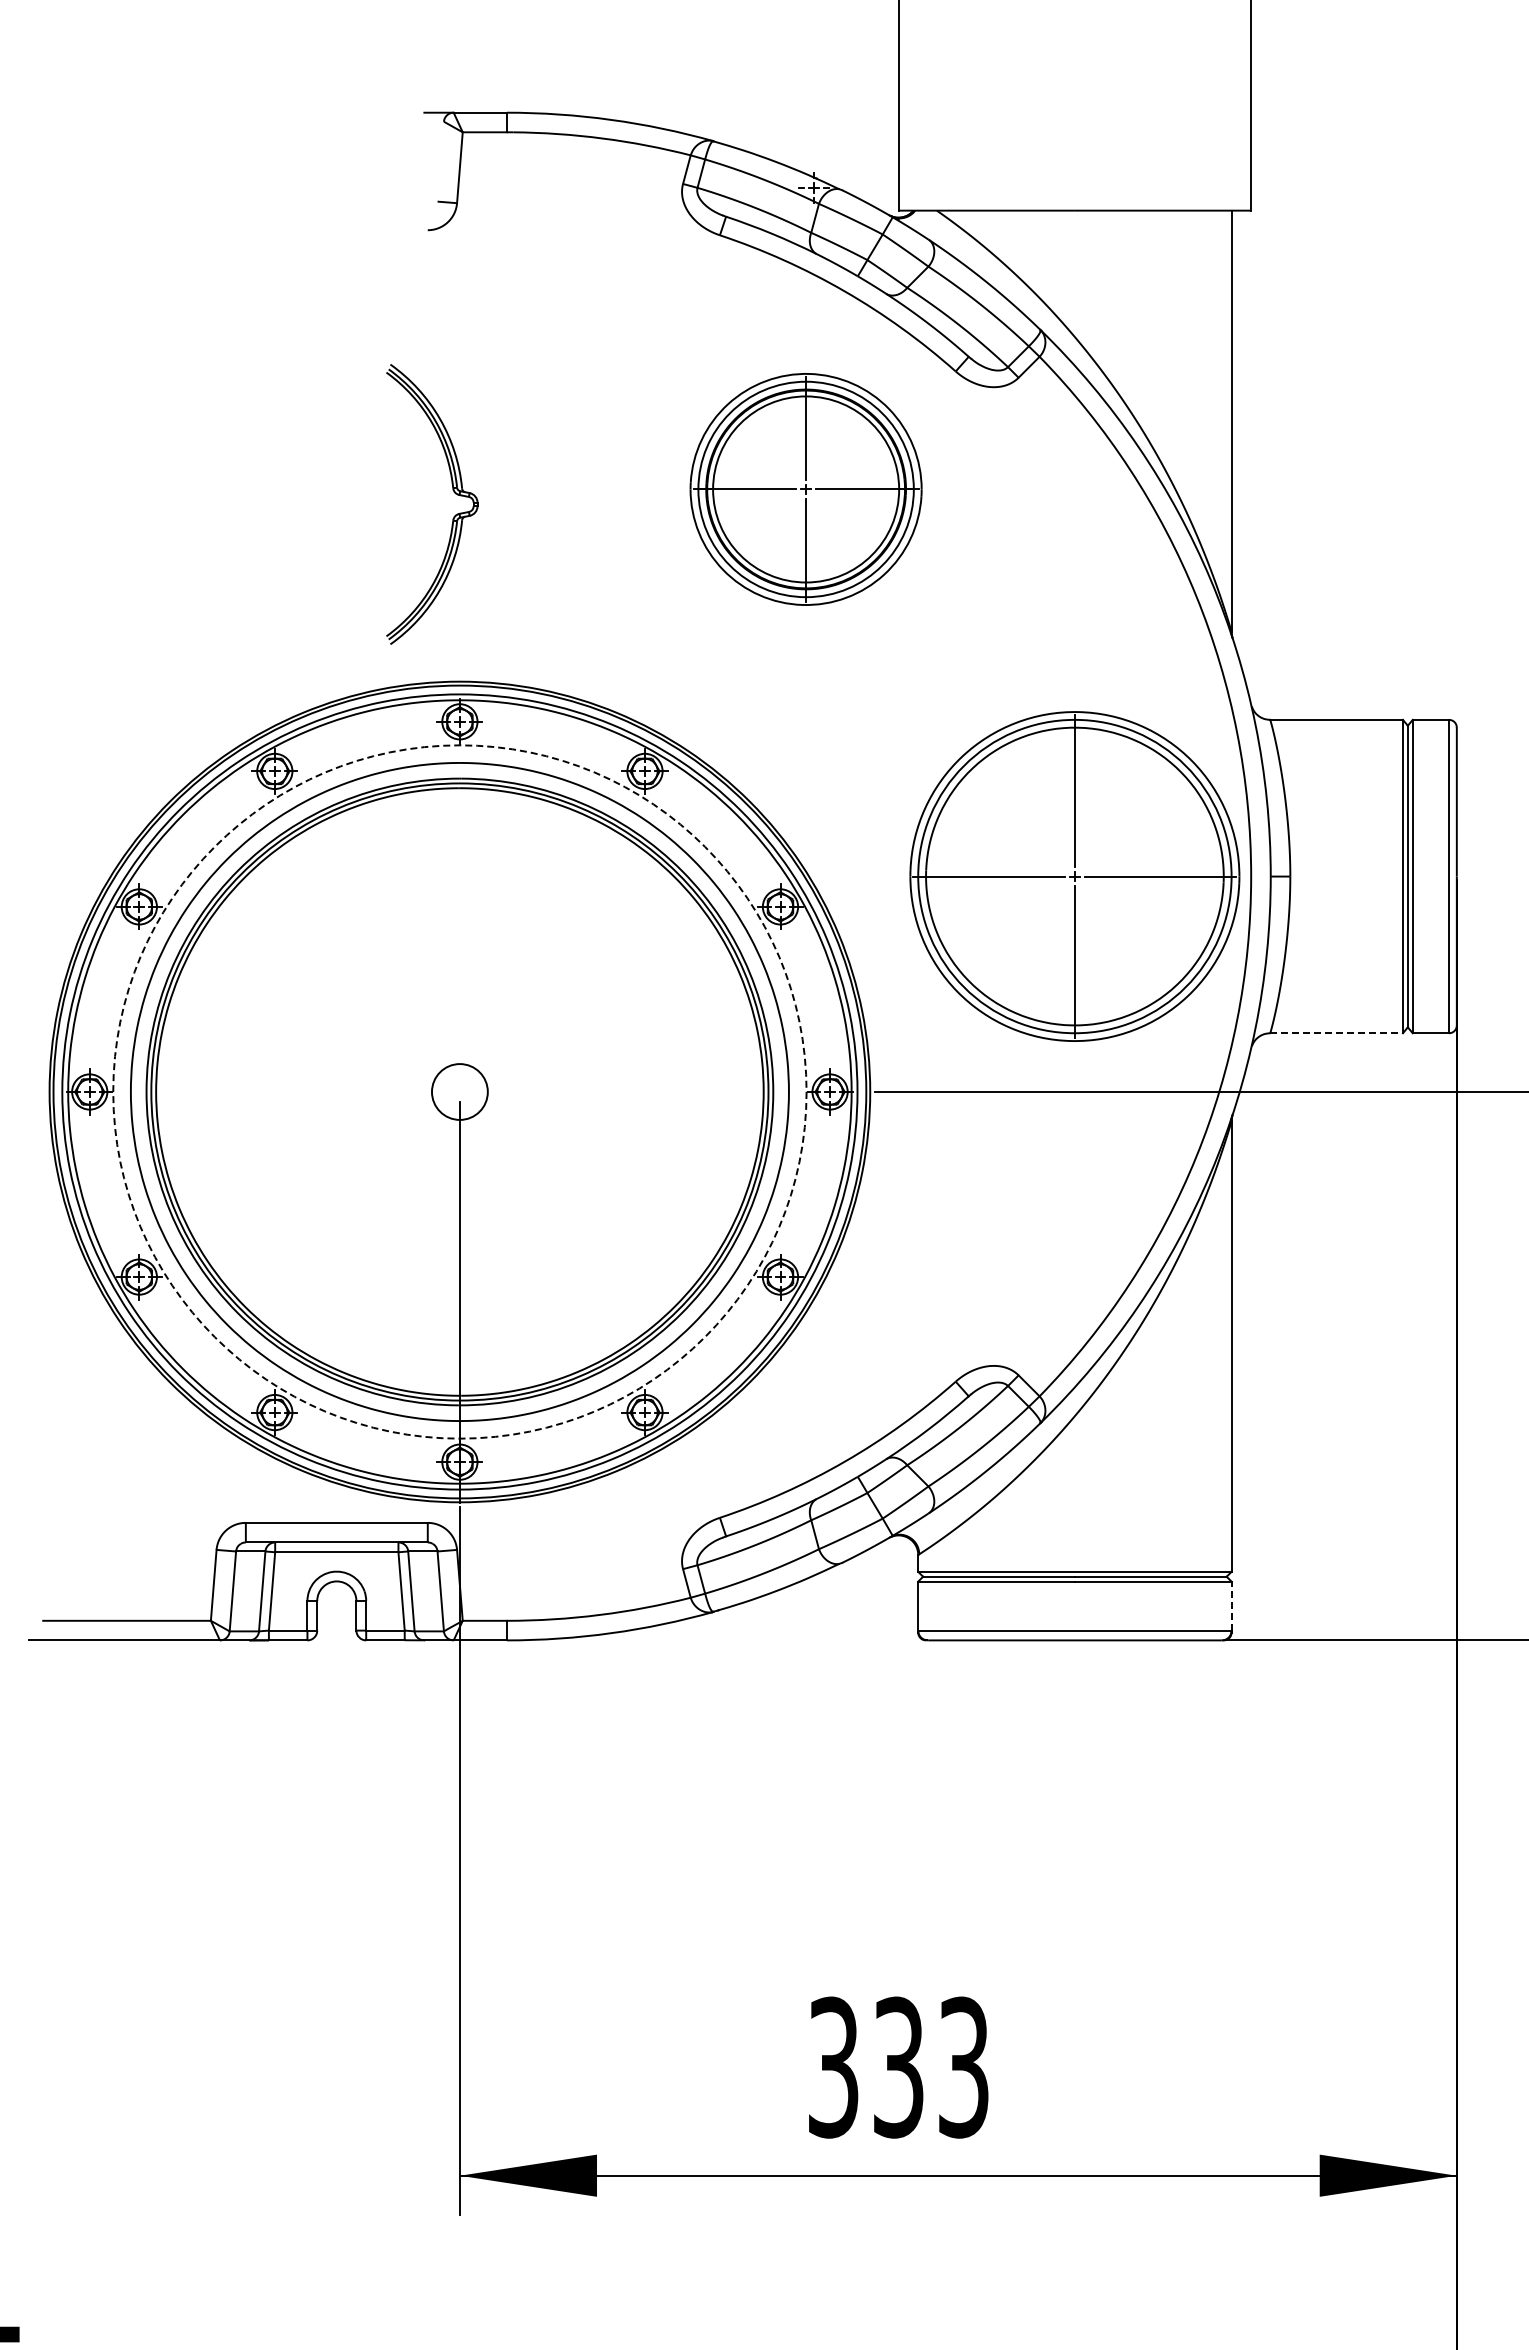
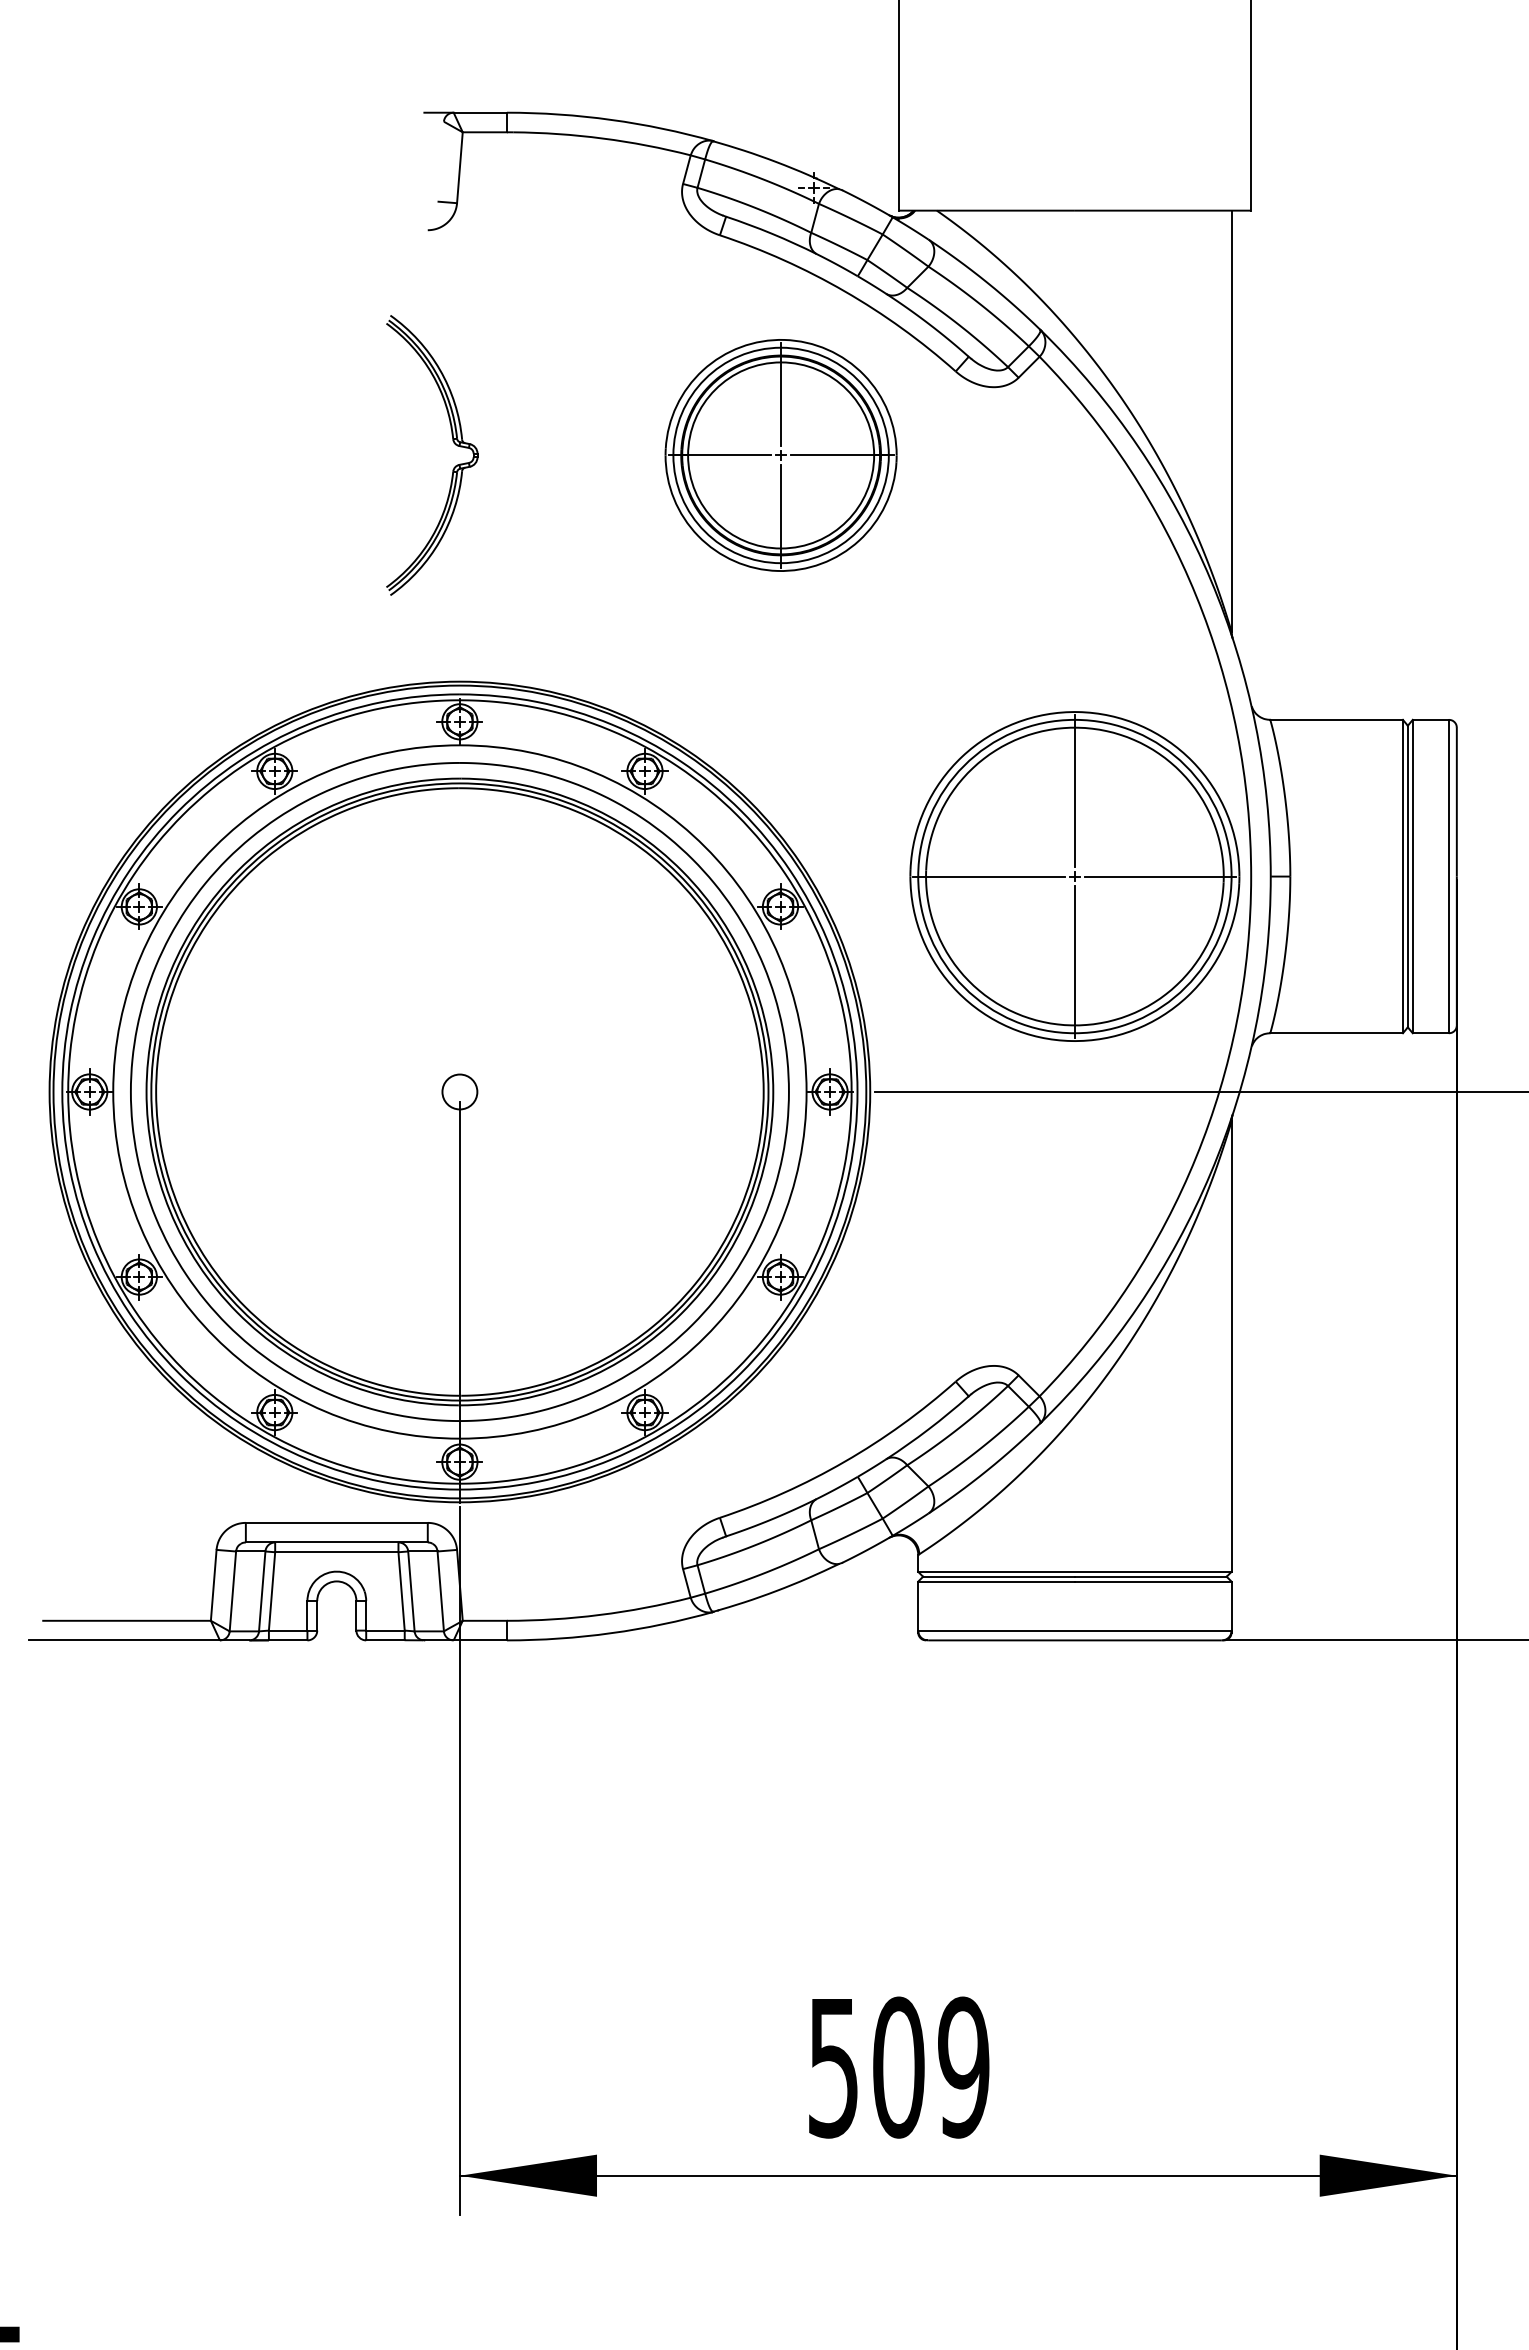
part position: (805, 489) -> (780, 455) (780, 455)
part position: (453, 492) -> (453, 443) (453, 443)
line: dashed -> solid (1337, 1033)
circle diameter: 56 px -> 35 px (459, 1091)
circle: dashed -> solid (459, 1091)
line: dashed -> solid (1231, 1605)
text: 333 -> 509 (899, 2067)
